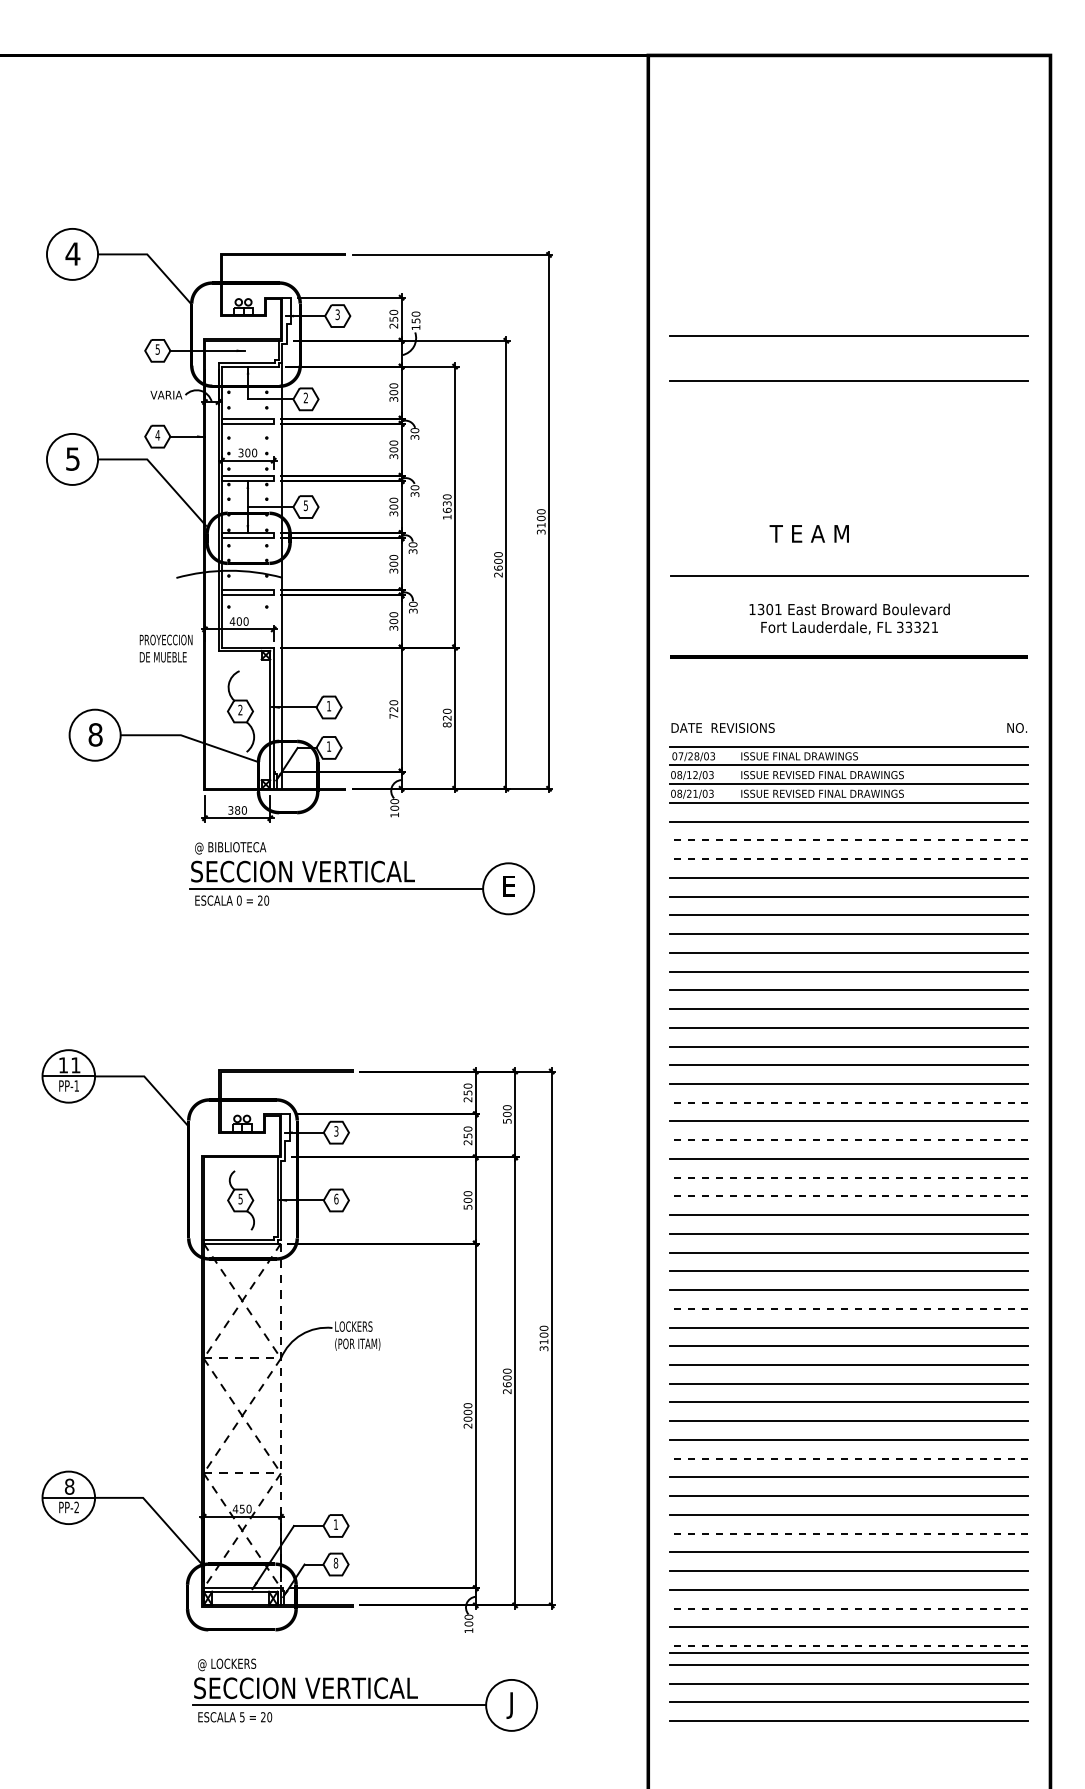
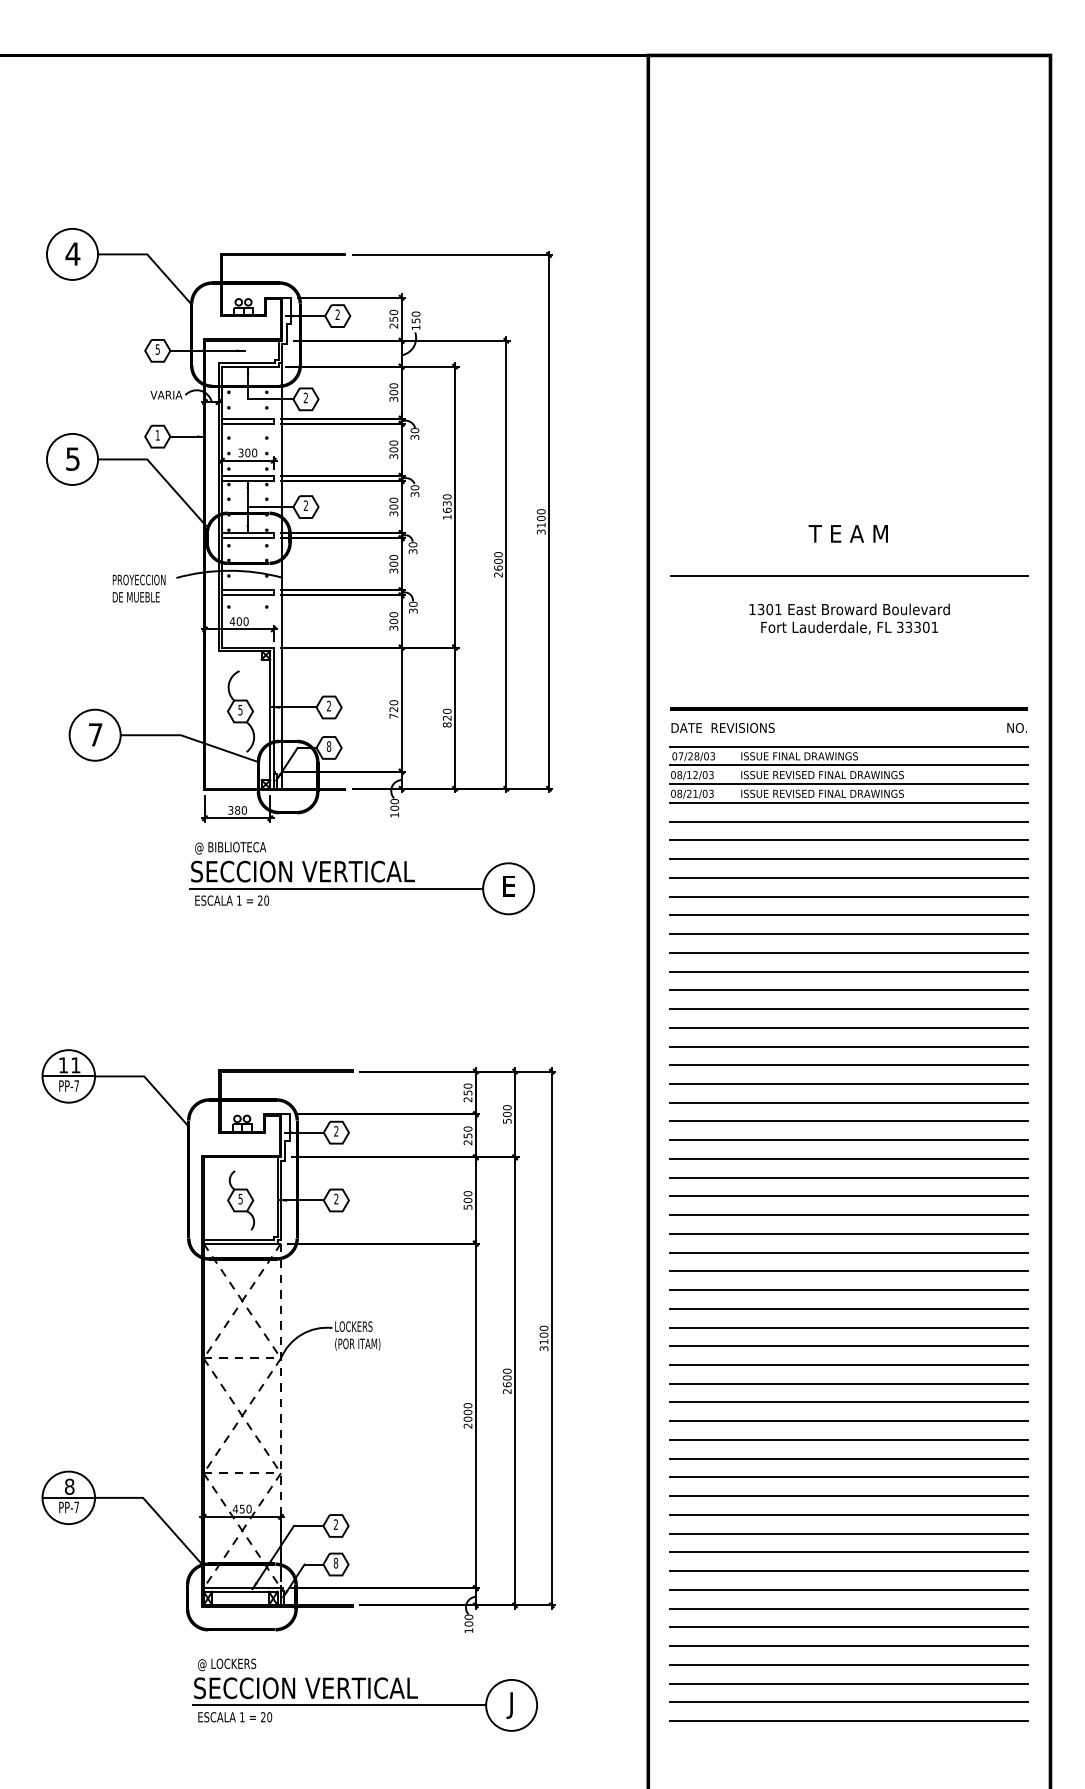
text: 3 -> 2 (337, 315)
line: present -> none (848, 335)
line: present -> none (848, 380)
text: 4 -> 1 (157, 435)
text: 5 -> 2 (305, 505)
text position: (808, 533) -> (847, 533) (847, 533)
text: 33321 -> 33301 (925, 627)
text position: (165, 648) -> (138, 588) (138, 588)
line position: (848, 656) -> (848, 708) (848, 708)
text: 1 -> 2 (328, 705)
text: 2 -> 5 (240, 709)
text: 8 -> 7 (95, 734)
text: 1 -> 8 (328, 746)
line: dashed -> solid (848, 840)
line: dashed -> solid (848, 859)
text: 0 -> 1 (238, 900)
text: PP-1 -> PP-7 (76, 1085)
line: dashed -> solid (848, 1102)
text: 3 -> 2 (336, 1131)
line: dashed -> solid (848, 1140)
line: dashed -> solid (848, 1177)
line: dashed -> solid (848, 1196)
text: 6 -> 2 (336, 1198)
line: dashed -> solid (848, 1308)
line: dashed -> solid (848, 1458)
text: PP-2 -> PP-7 (76, 1507)
text: 1 -> 2 (335, 1524)
line: dashed -> solid (848, 1533)
line: dashed -> solid (848, 1608)
line: dashed -> solid (848, 1646)
line: present -> none (848, 1652)
text: 5 -> 1 (242, 1717)
